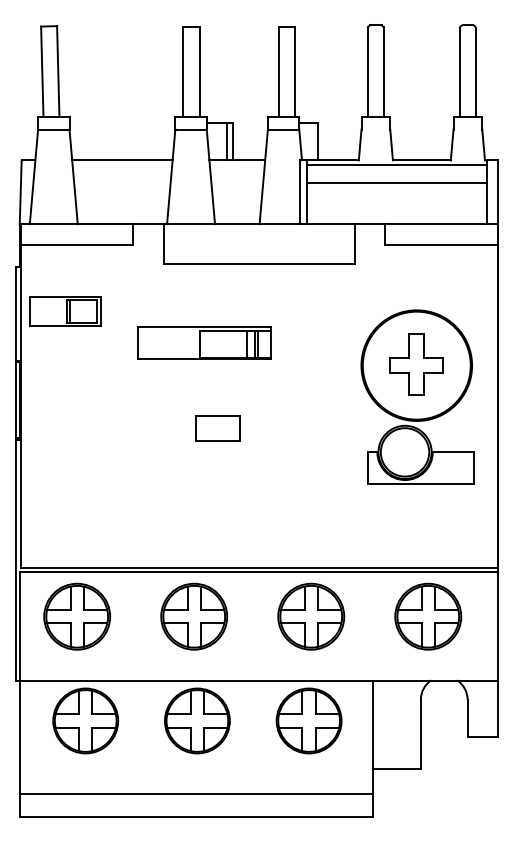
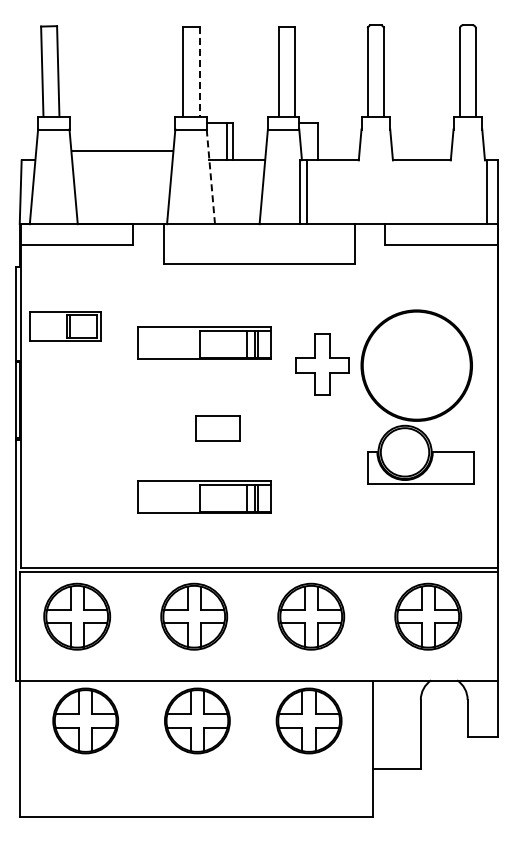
line: solid -> dashed (199, 71)
line position: (122, 160) -> (122, 151) (122, 151)
line: present -> none (396, 165)
line: solid -> dashed (210, 176)
line: present -> none (396, 182)
part position: (65, 311) -> (65, 326) (65, 326)
part position: (416, 364) -> (322, 364) (322, 364)
part: none -> present (204, 496)
line: present -> none (195, 794)
